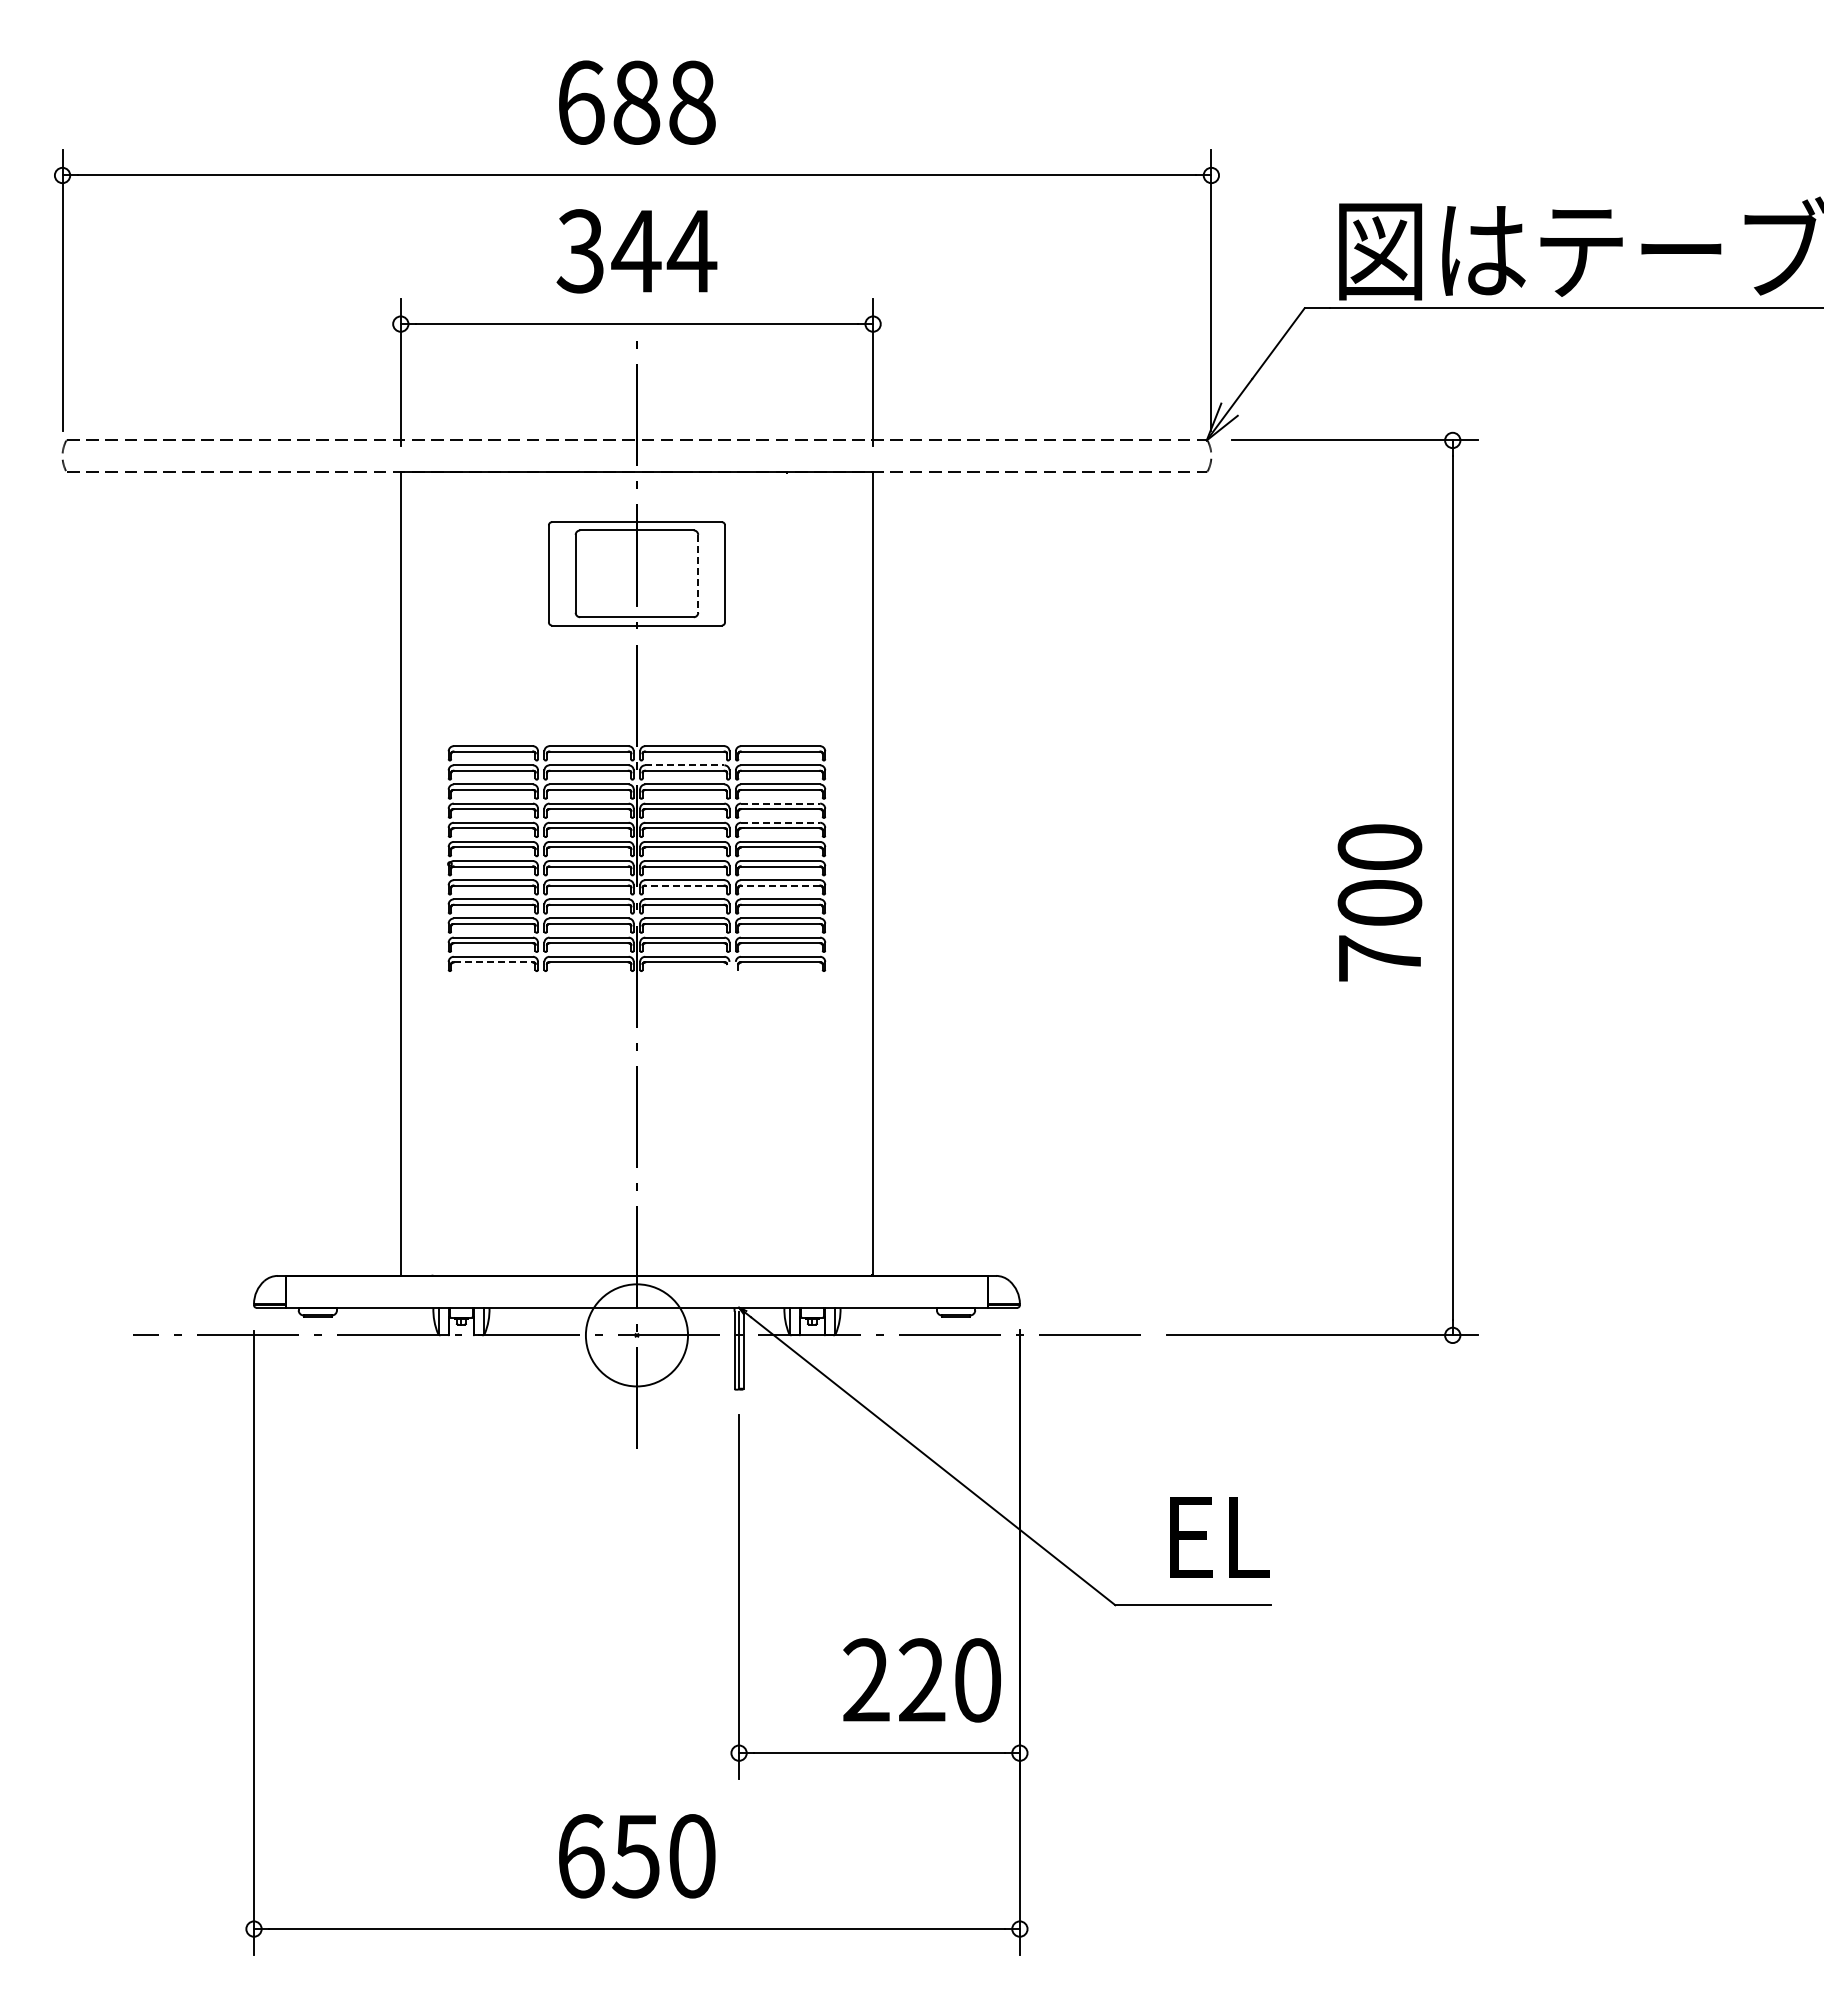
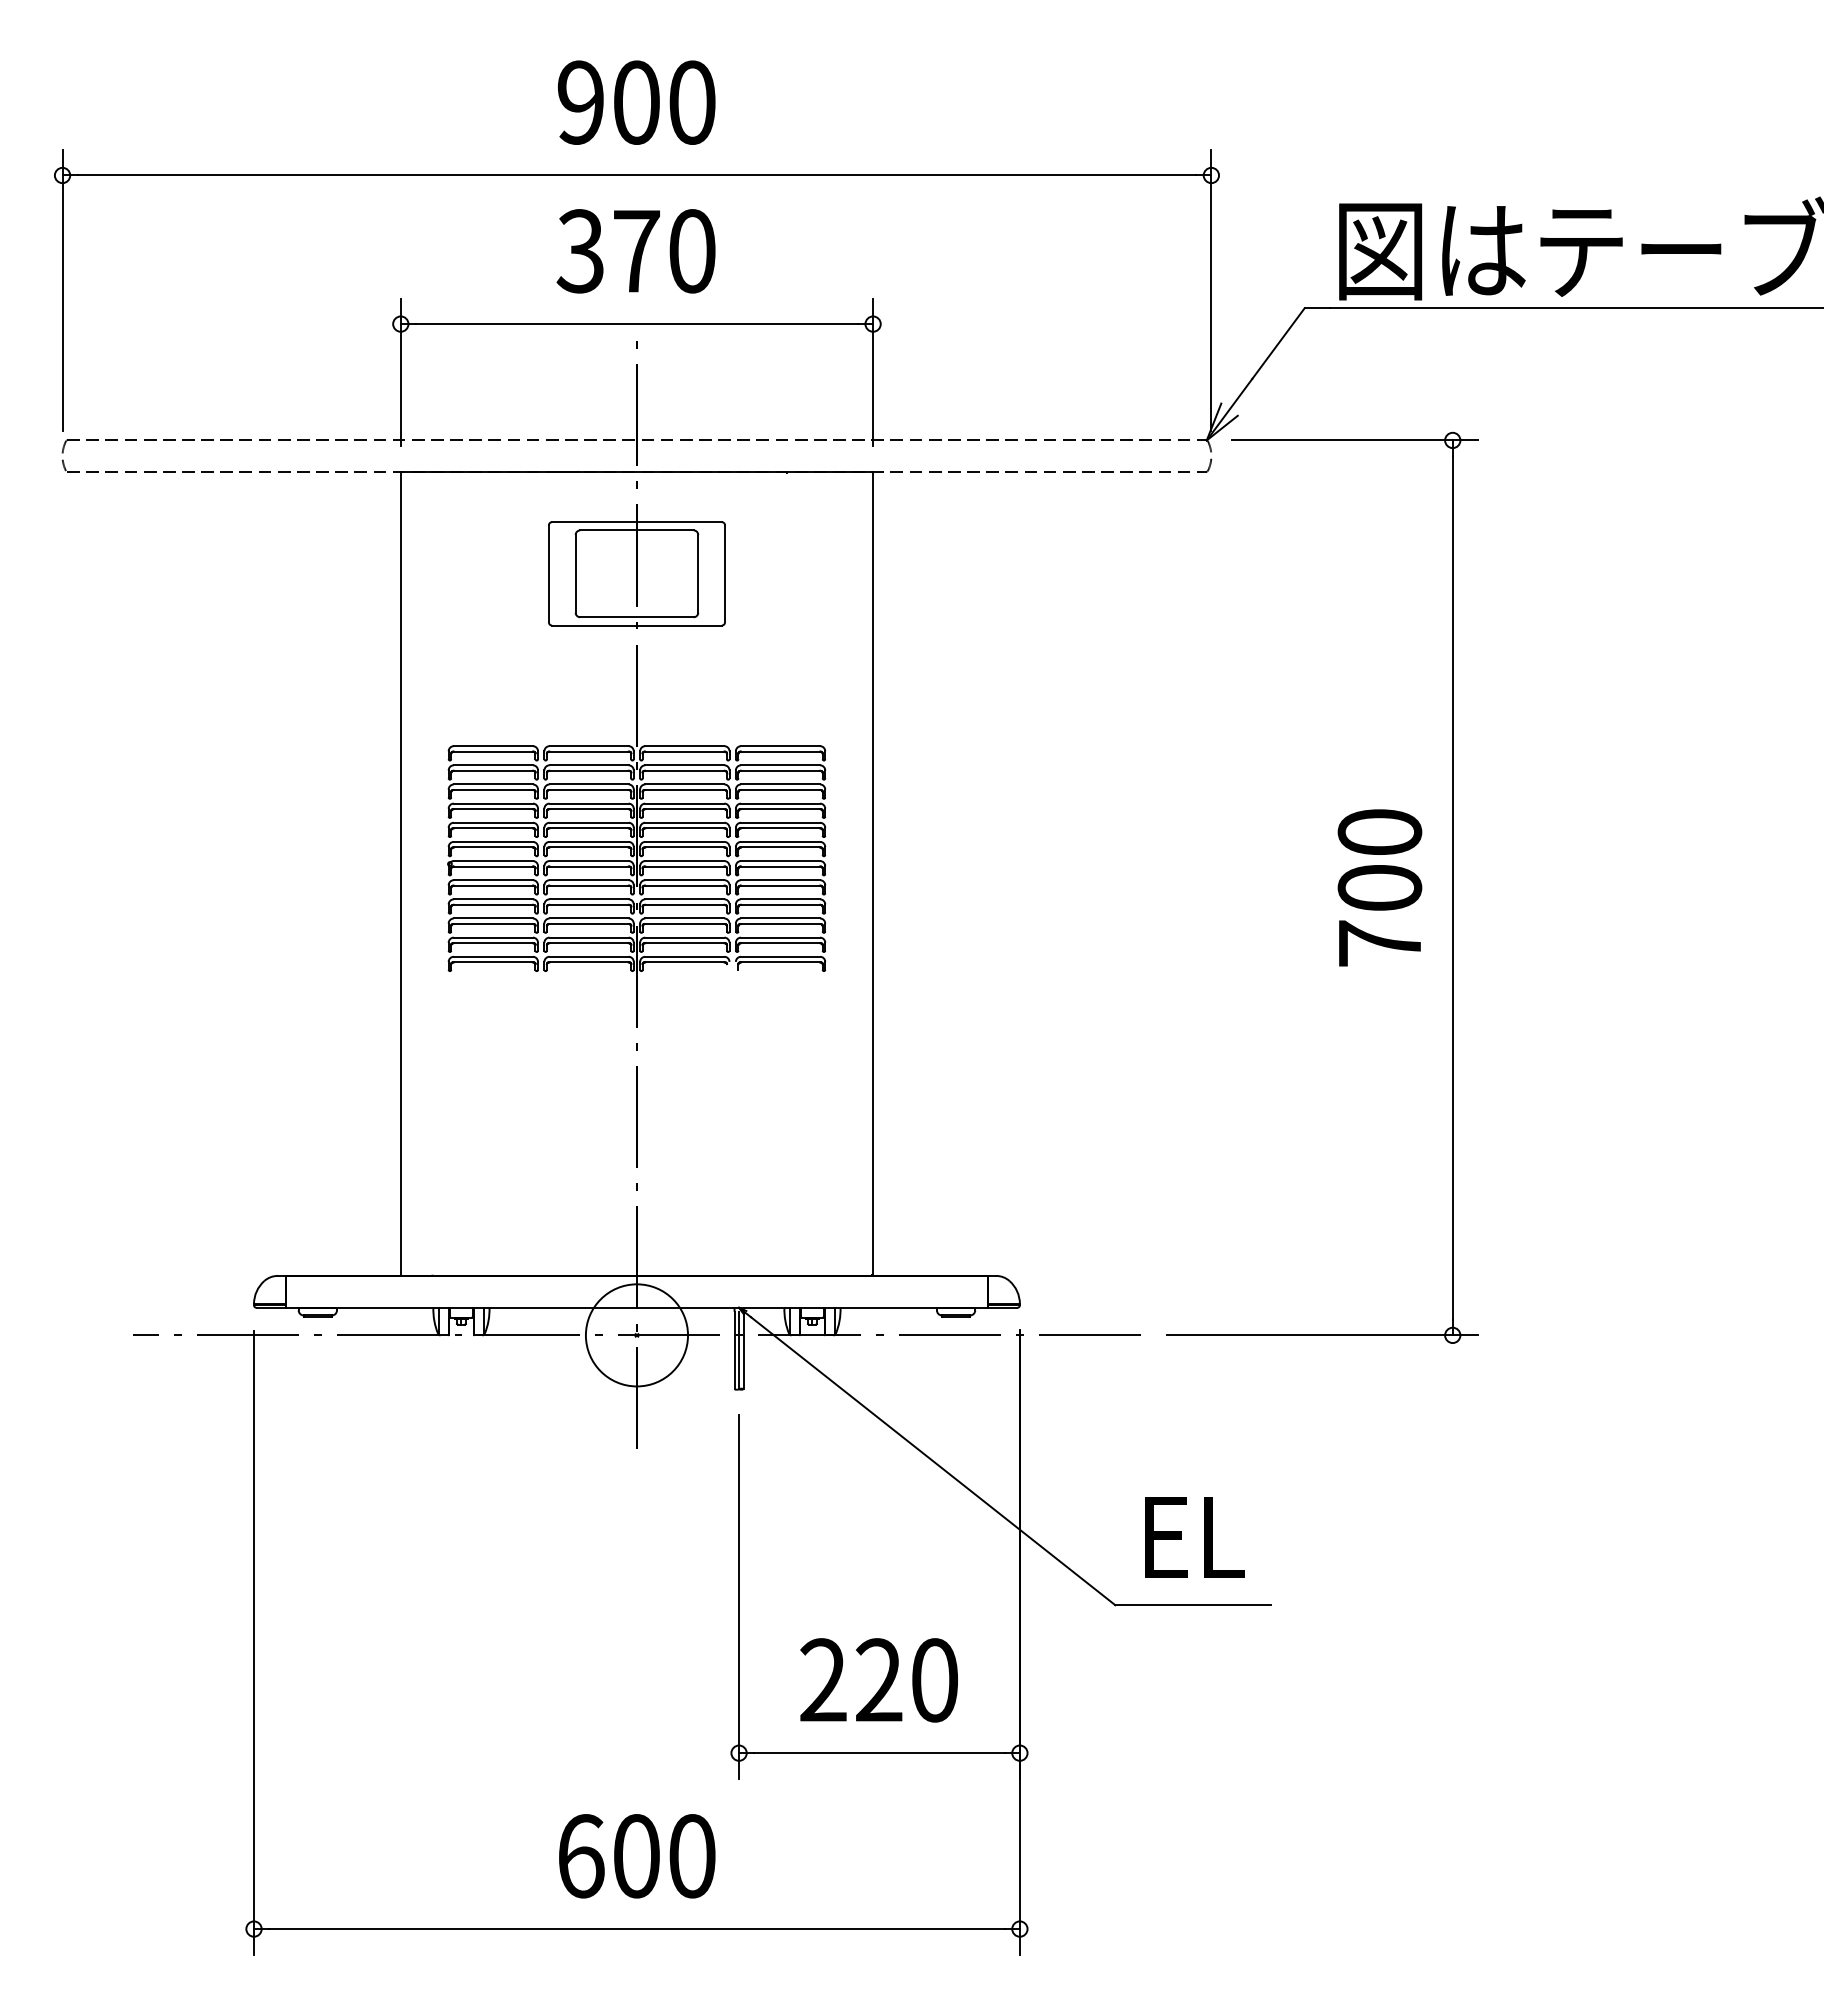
text: 688 -> 900 (636, 102)
text: 344 -> 370 (664, 251)
line: dashed -> solid (698, 573)
line: dashed -> solid (684, 765)
line: dashed -> solid (780, 803)
line: dashed -> solid (780, 822)
line: dashed -> solid (684, 885)
line: dashed -> solid (780, 885)
text position: (1379, 902) -> (1379, 887) (1379, 887)
line: dashed -> solid (493, 962)
text position: (1219, 1537) -> (1194, 1537) (1194, 1537)
text position: (921, 1680) -> (878, 1680) (878, 1680)
text: 650 -> 600 (635, 1856)
